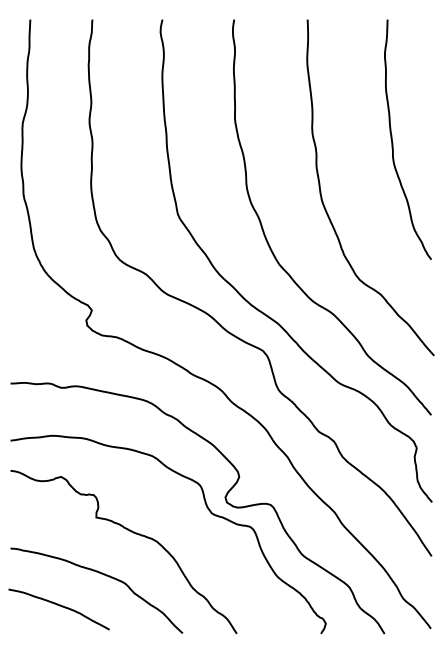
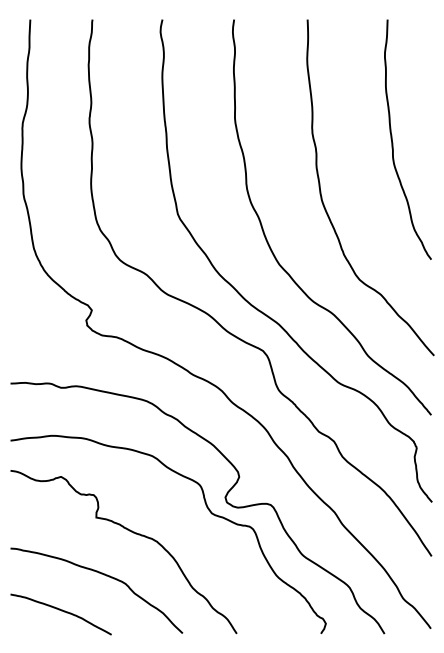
curve position: (59, 606) -> (61, 611) (61, 611)
